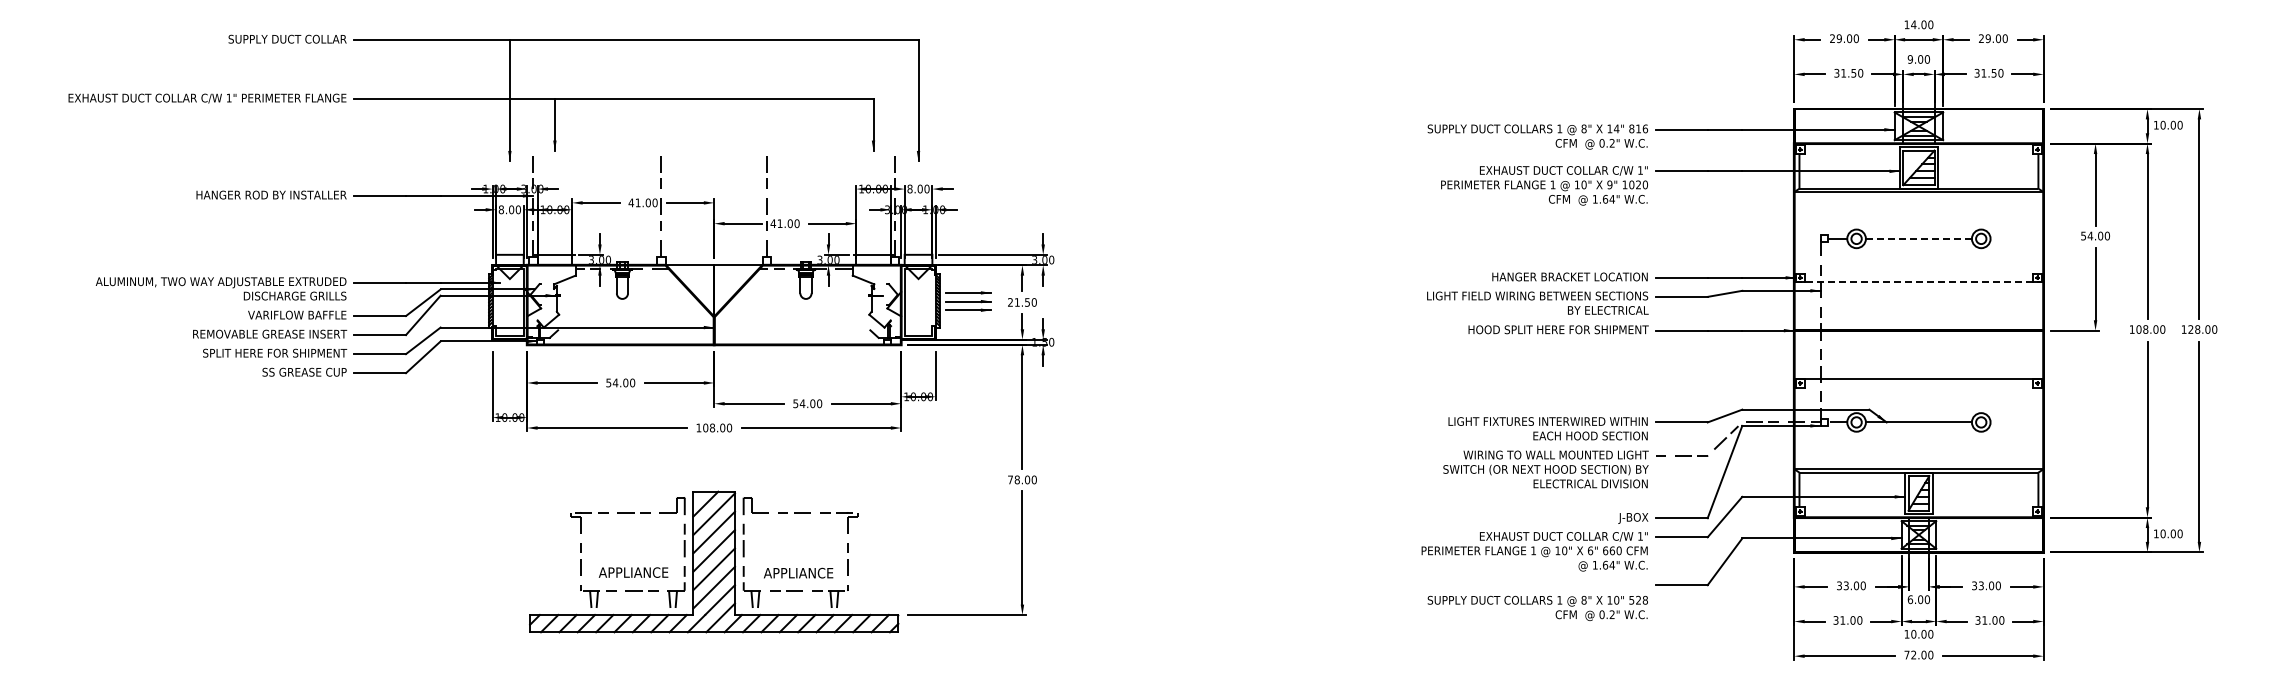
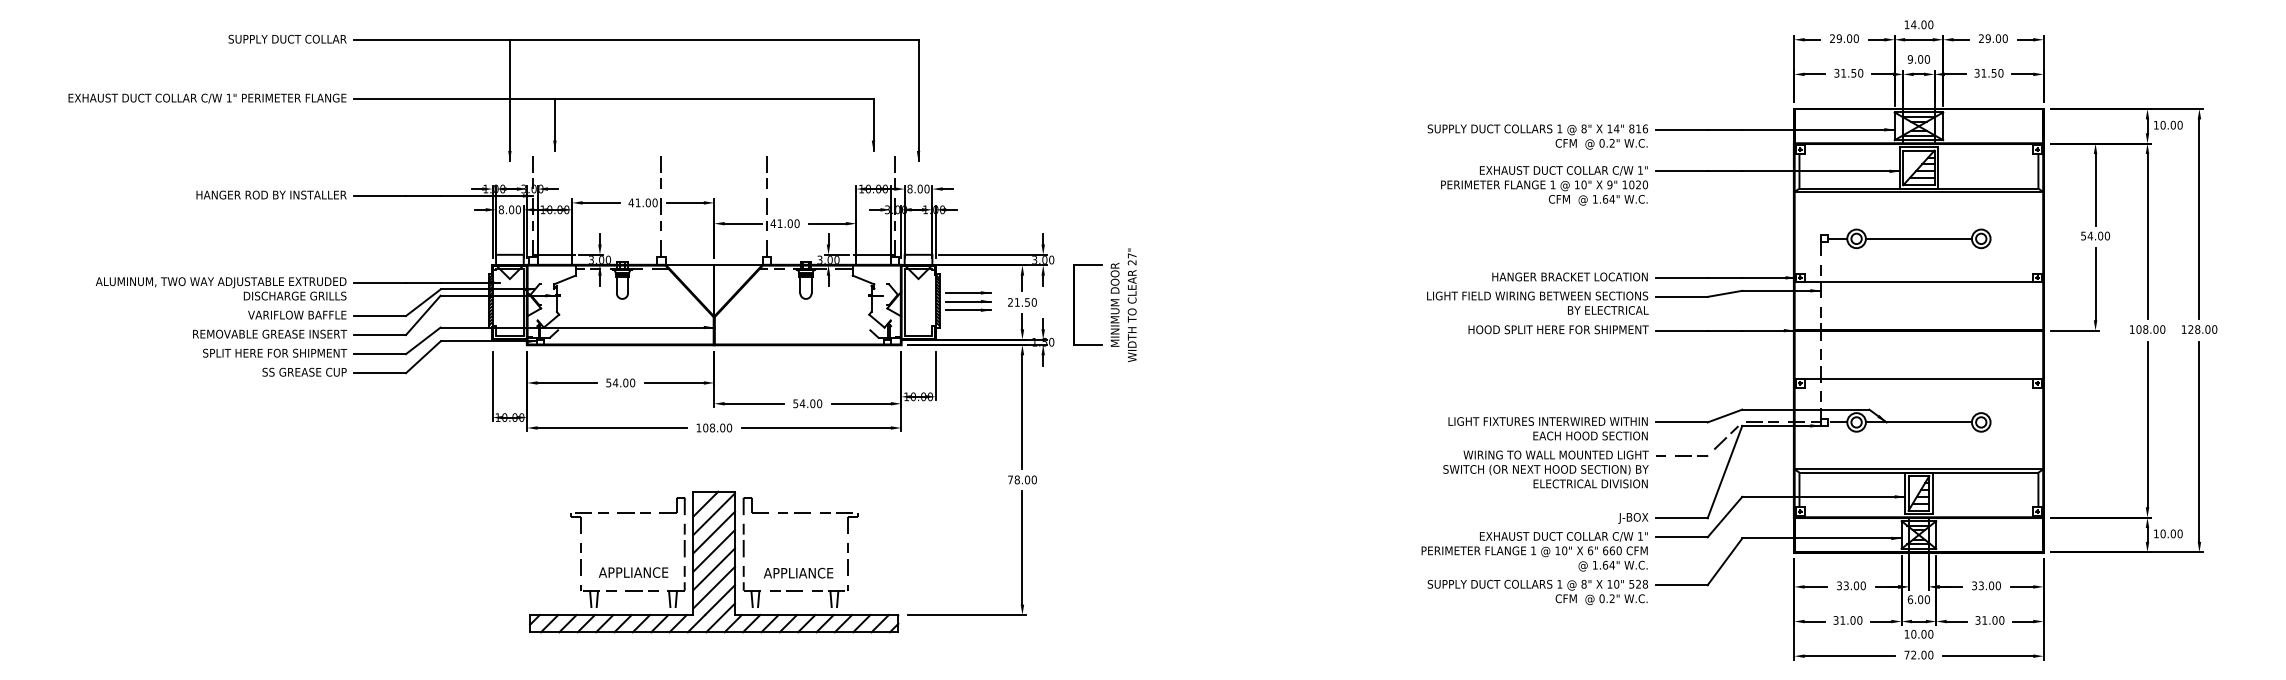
line: dashed -> solid (1918, 238)
line: dashed -> solid (1918, 282)
part: none -> present (1110, 305)
text position: (1537, 607) -> (1537, 591) (1537, 591)
